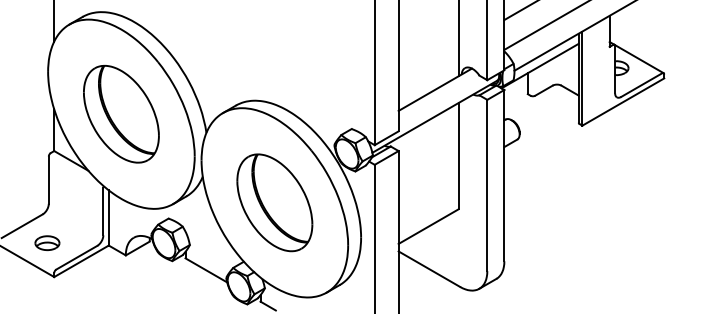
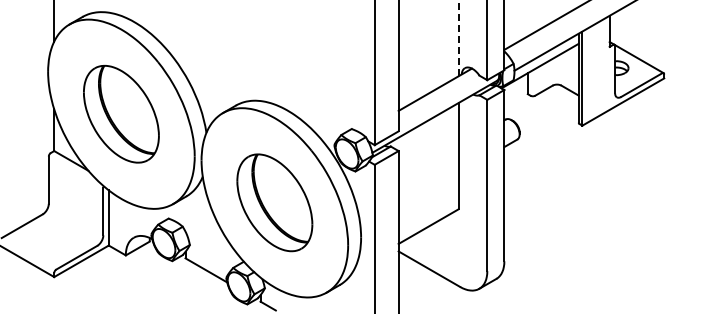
line: present -> none (519, 11)
line: solid -> dashed (458, 38)
part: present -> none (47, 243)
